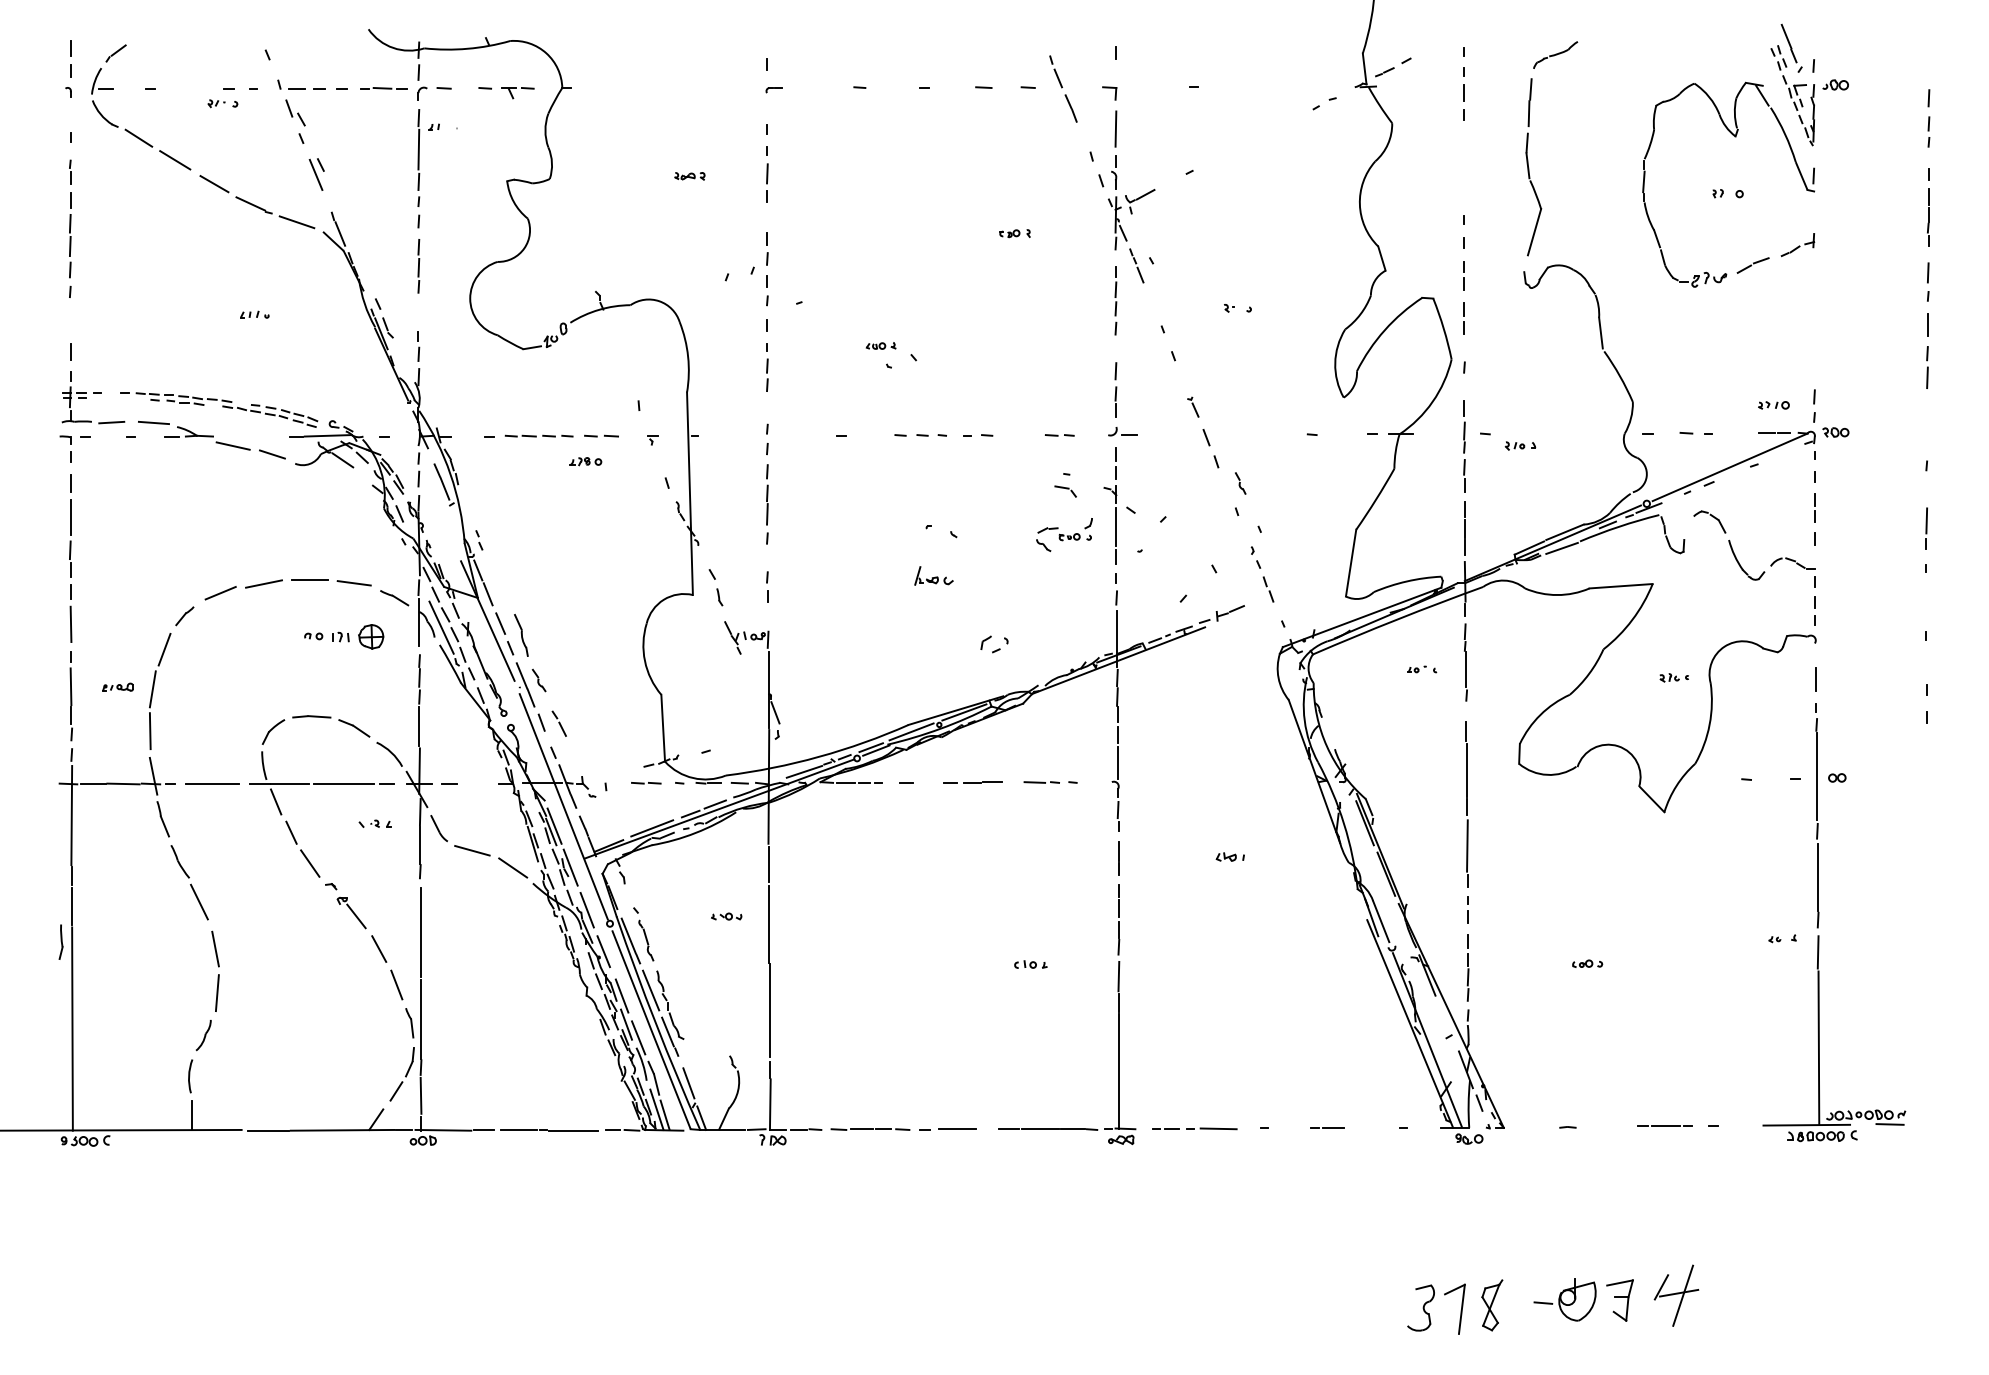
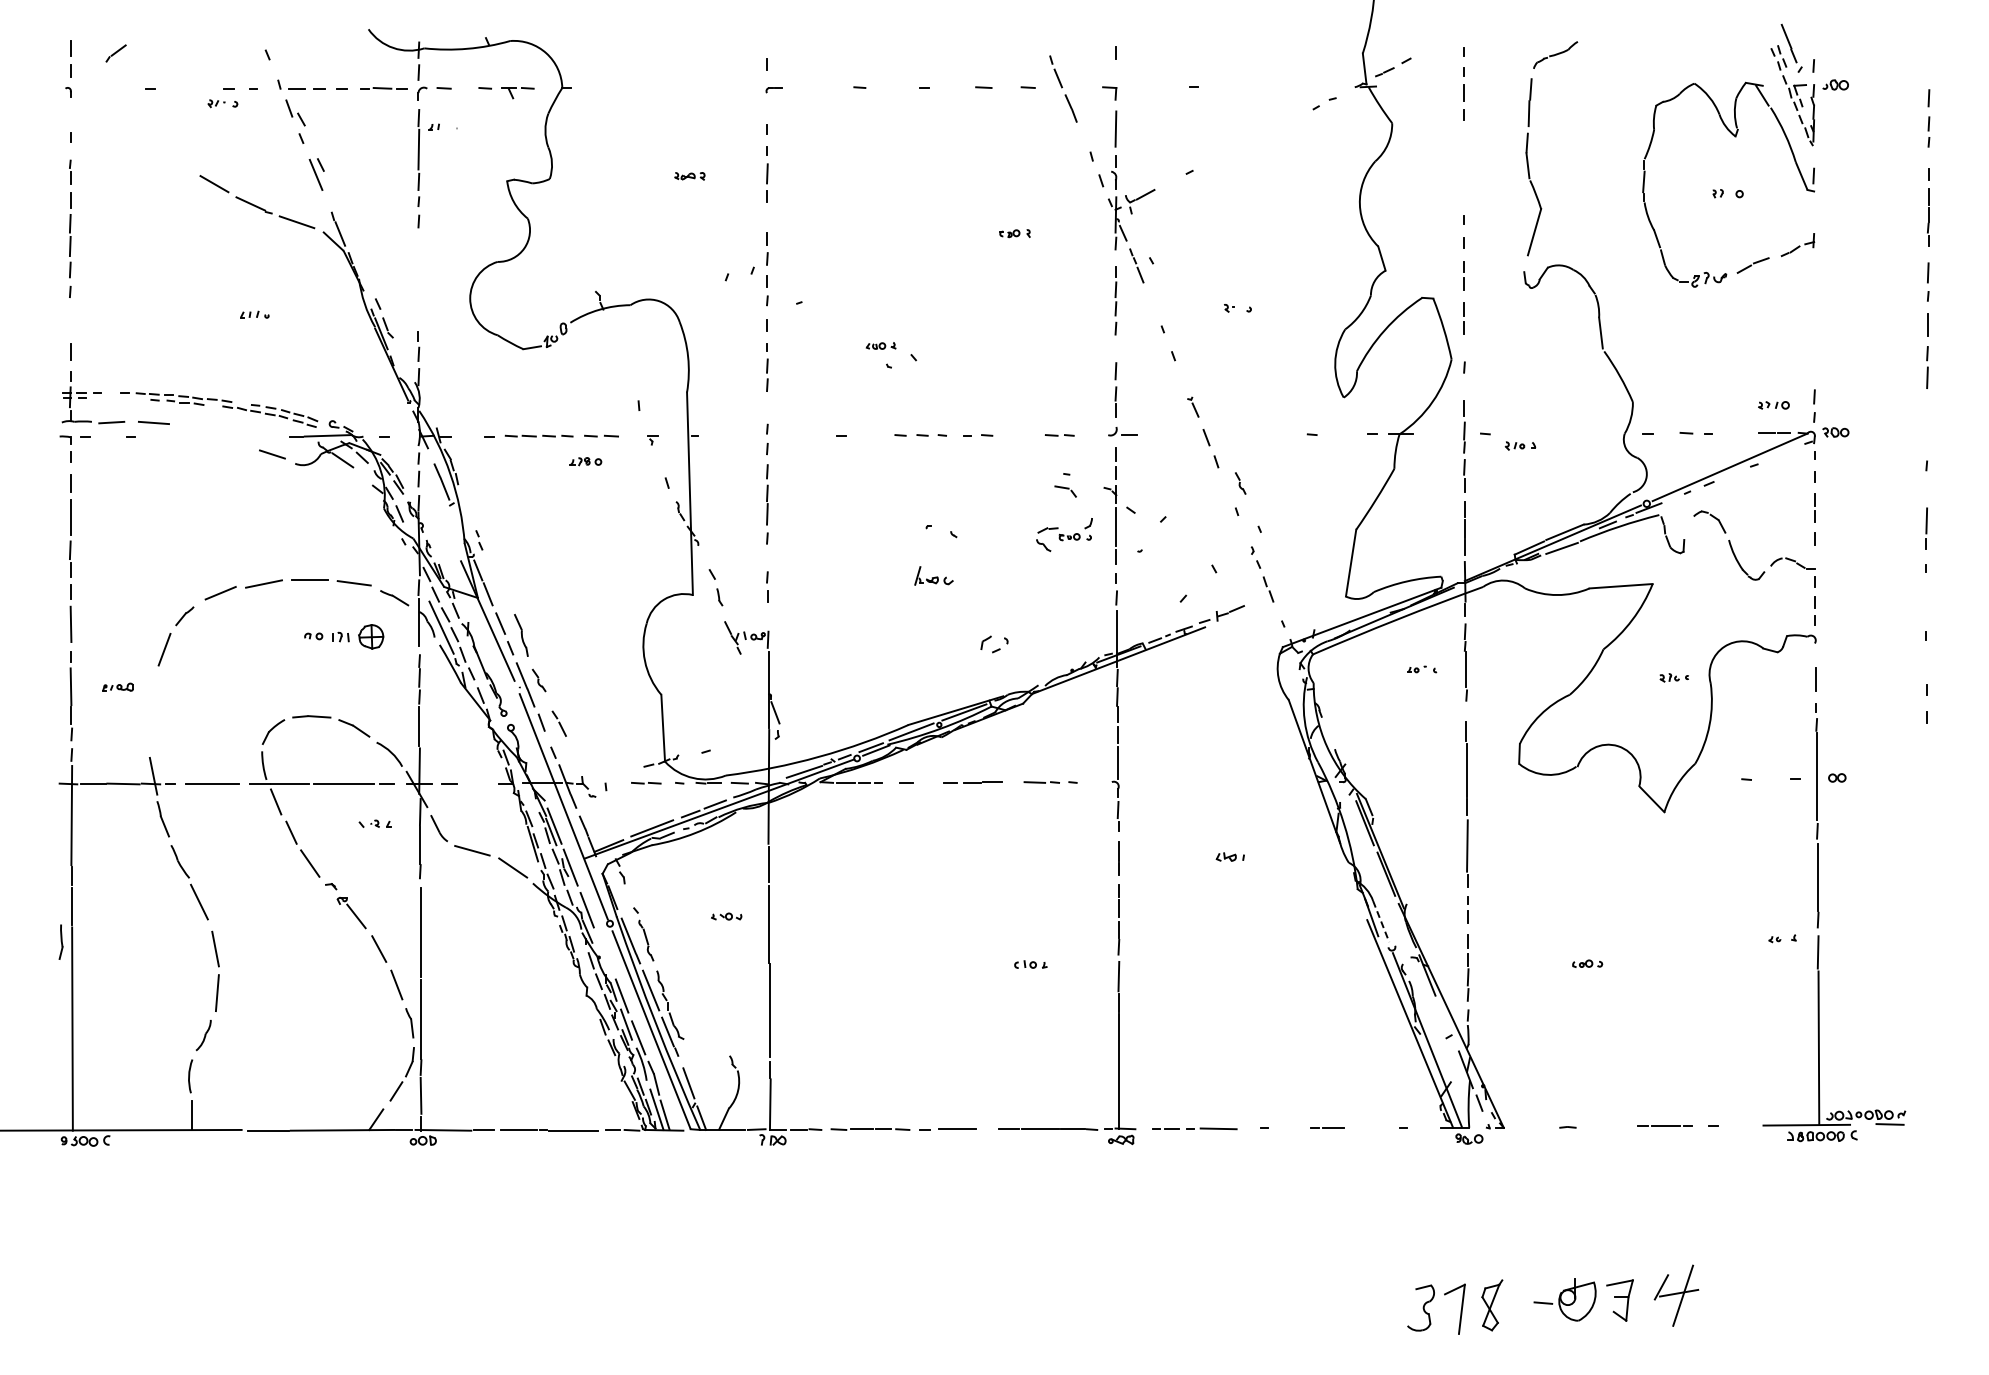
part: present -> none (133, 133)
part: present -> none (418, 266)
part: present -> none (207, 438)
line: present -> none (152, 689)
line: present -> none (149, 731)
line: solid -> dashed (1381, 922)
line: present -> none (603, 951)
